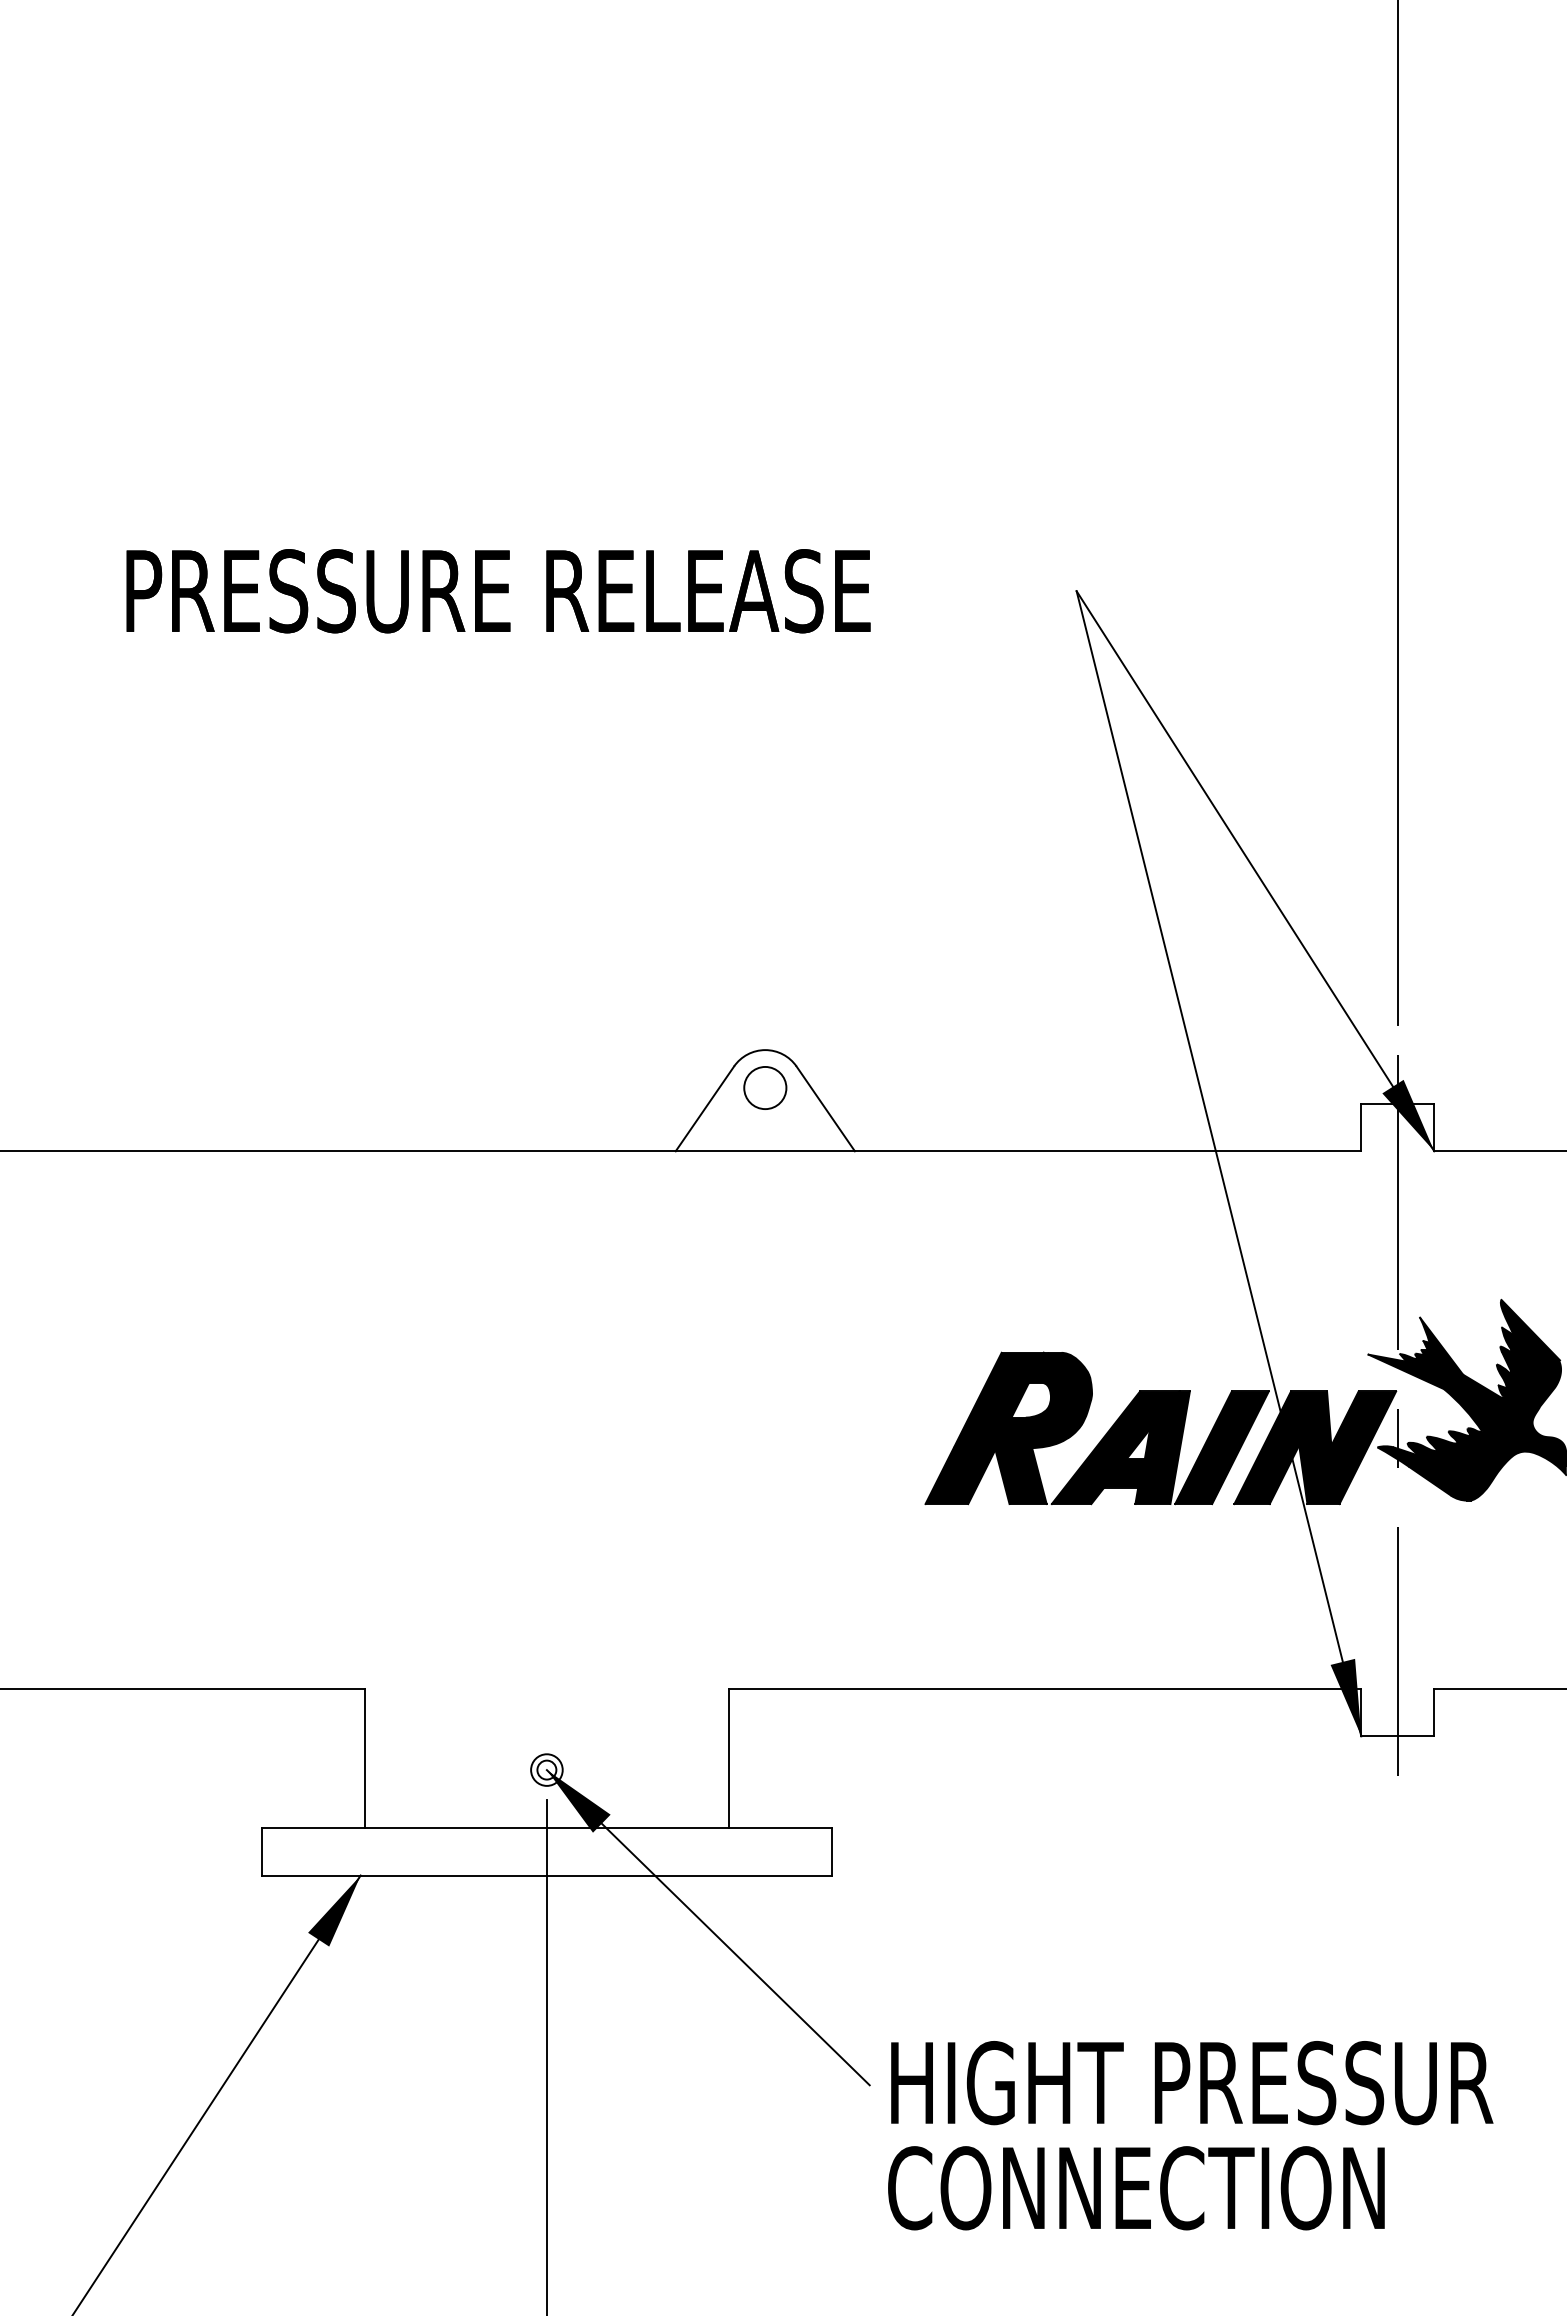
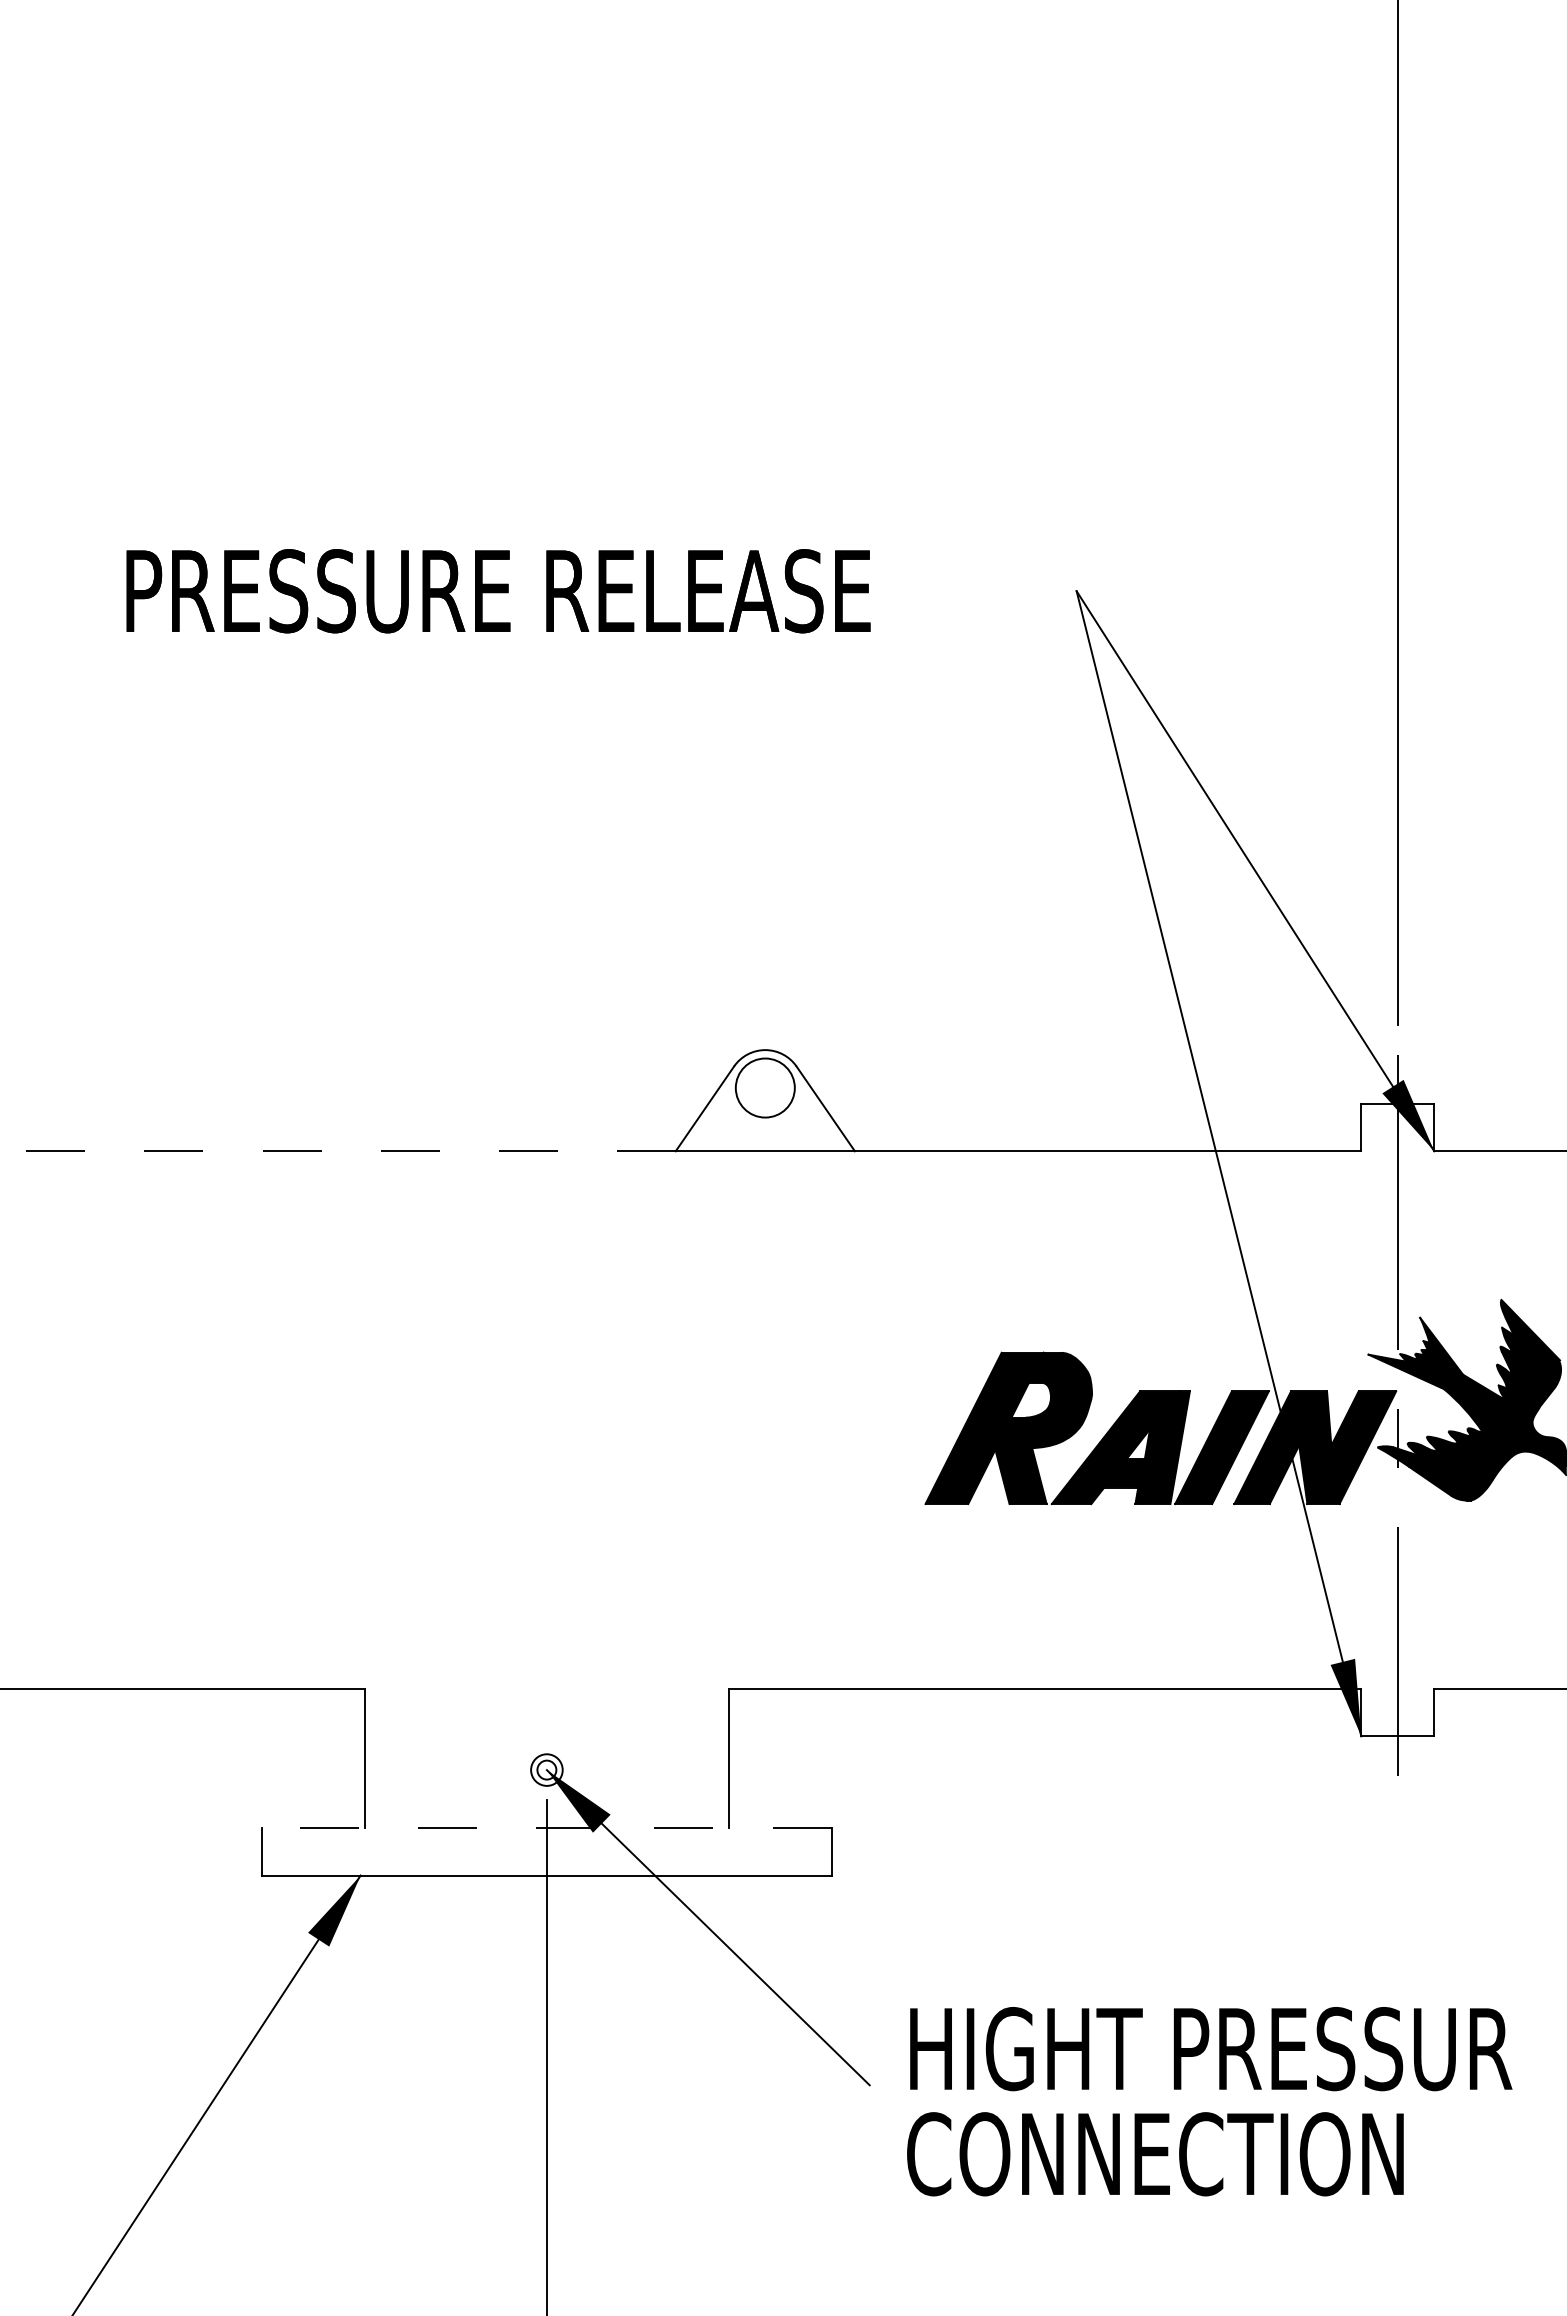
circle diameter: 42 px -> 59 px (764, 1087)
line: solid -> dashed (337, 1151)
line: solid -> dashed (546, 1828)
text position: (1190, 2135) -> (1209, 2101) (1209, 2101)
